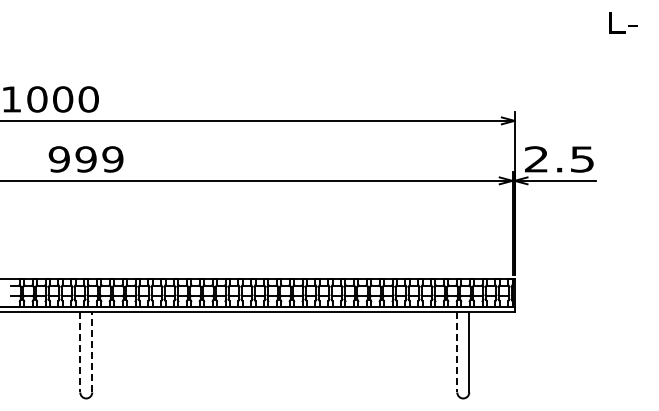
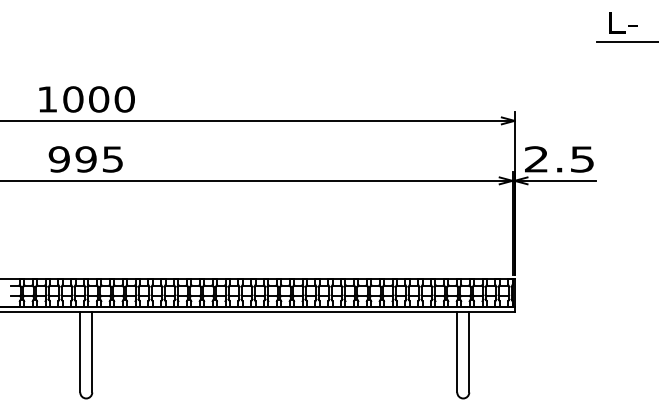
line: none -> present (625, 42)
text position: (50, 99) -> (86, 99) (86, 99)
text: 999 -> 995 (112, 159)
line: dashed -> solid (92, 351)
line: dashed -> solid (80, 352)
line: dashed -> solid (457, 352)
